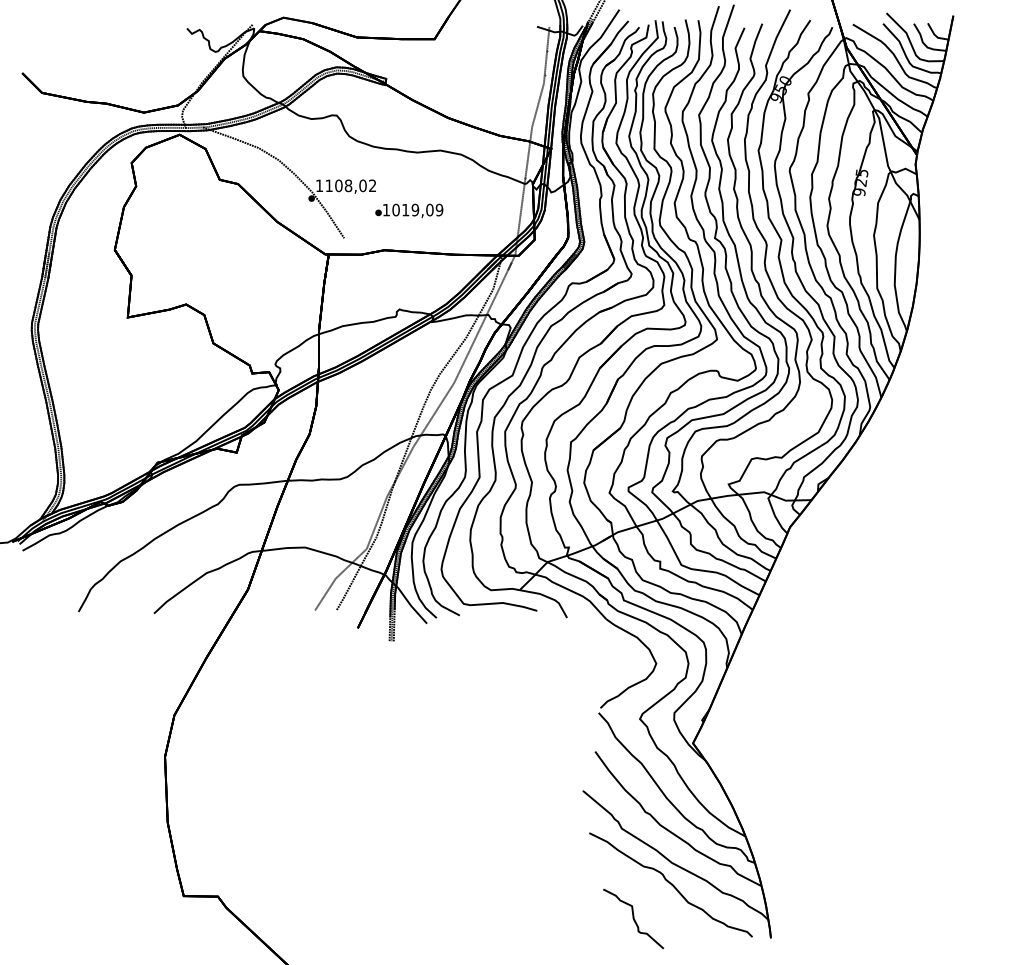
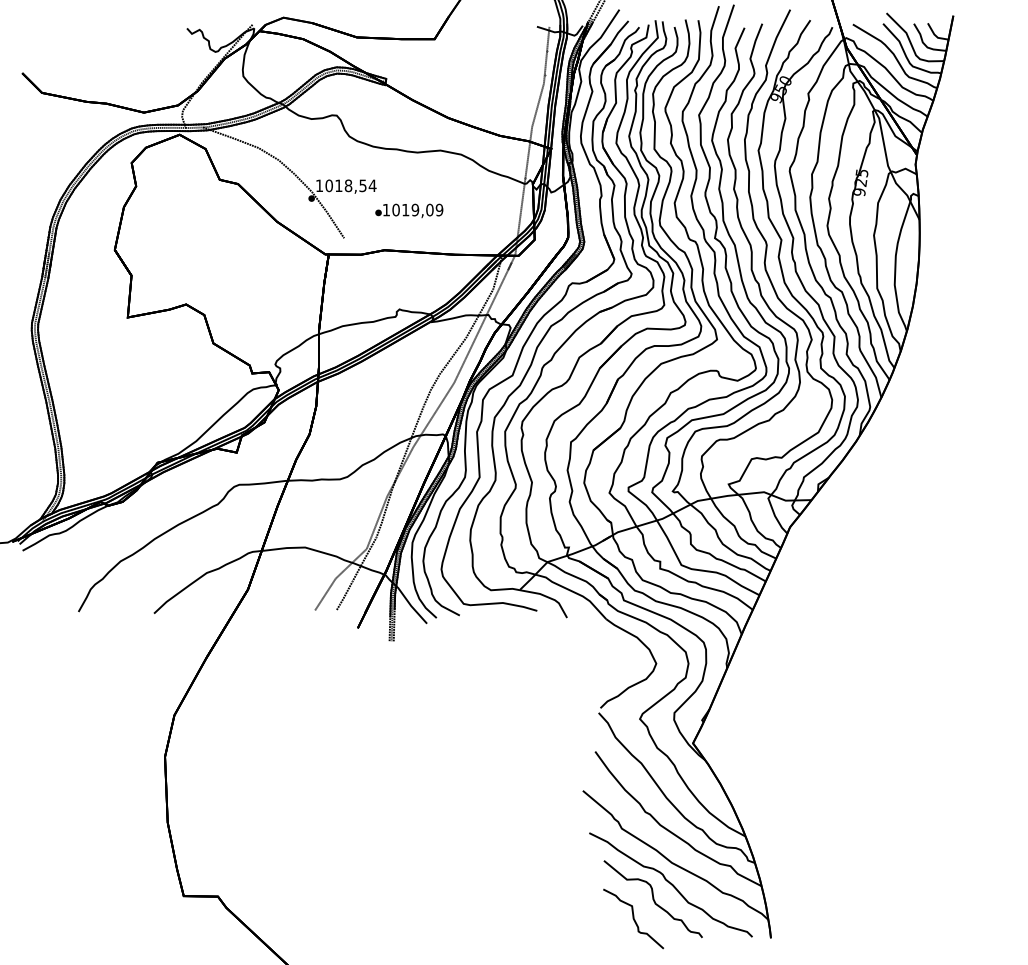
text: 1108,02 -> 1018,54 (350, 185)
curve: none -> present (652, 899)
